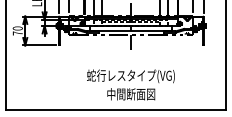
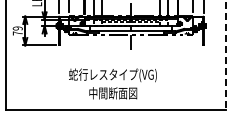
text: 70 -> 79 (17, 28)
line: solid -> dashed (225, 55)
text position: (130, 84) -> (112, 83) (112, 83)
